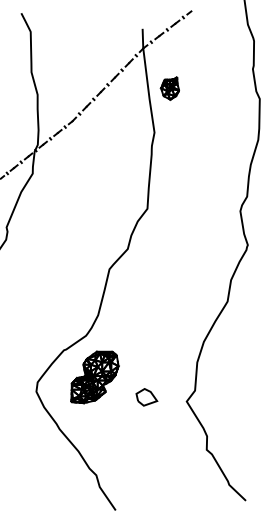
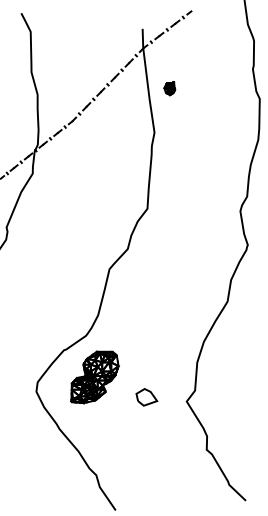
part size: 21x25 px -> 14x16 px (169, 88)
